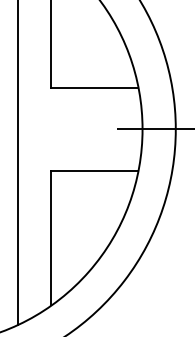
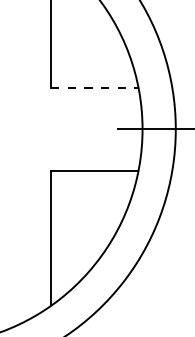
line: solid -> dashed (95, 87)
line: present -> none (17, 163)
